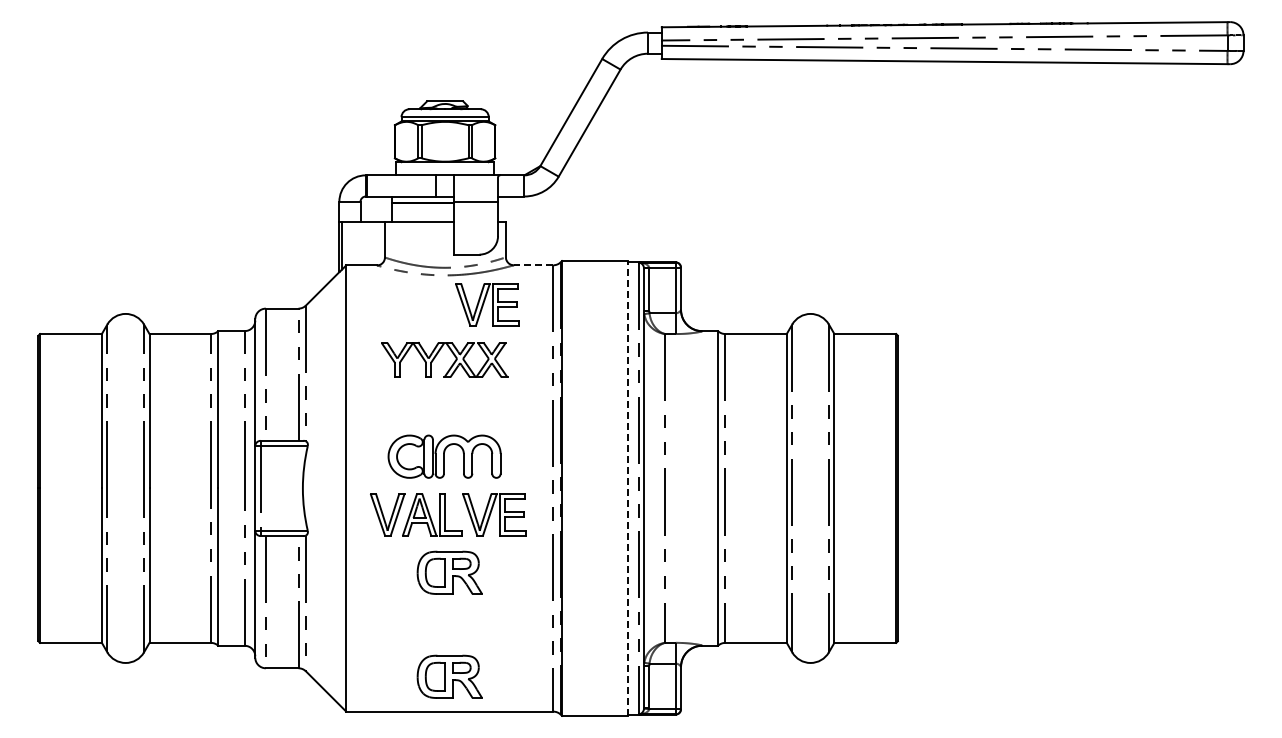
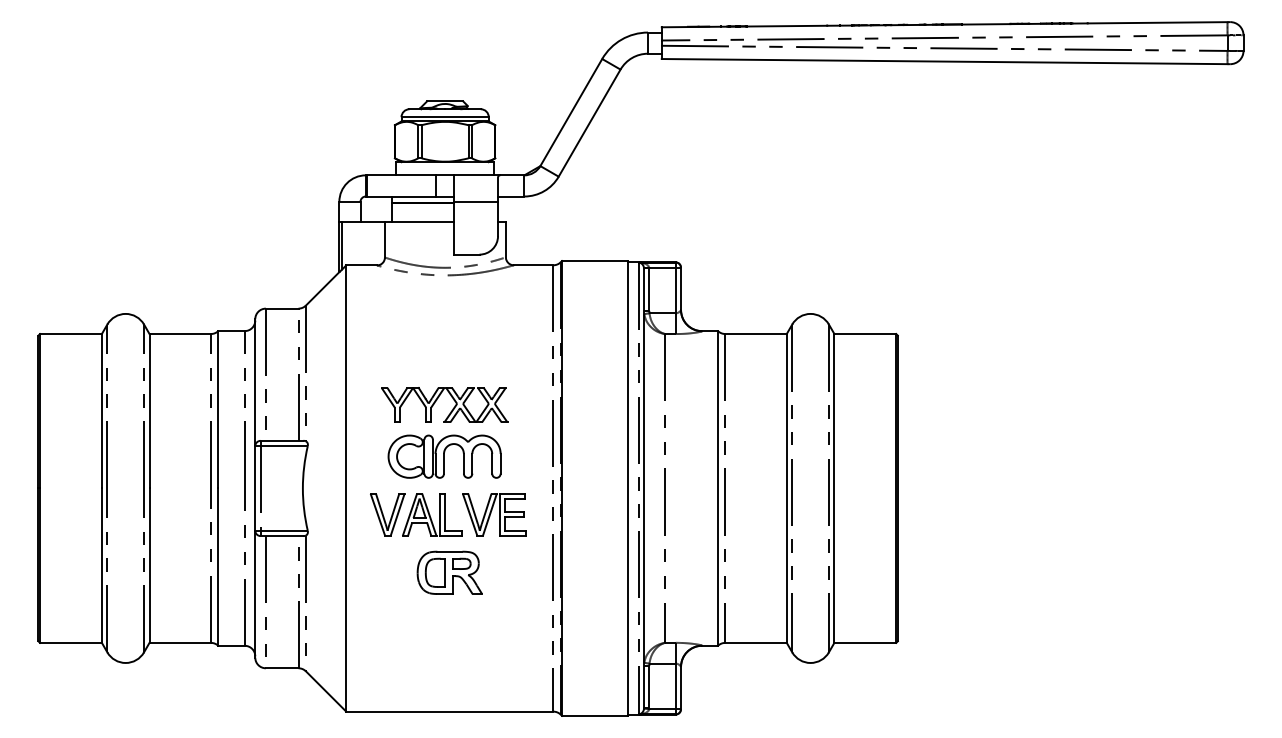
line: dashed -> solid (533, 265)
part: present -> none (487, 304)
part position: (437, 355) -> (437, 400) (437, 400)
line: dashed -> solid (628, 487)
part: present -> none (449, 676)
